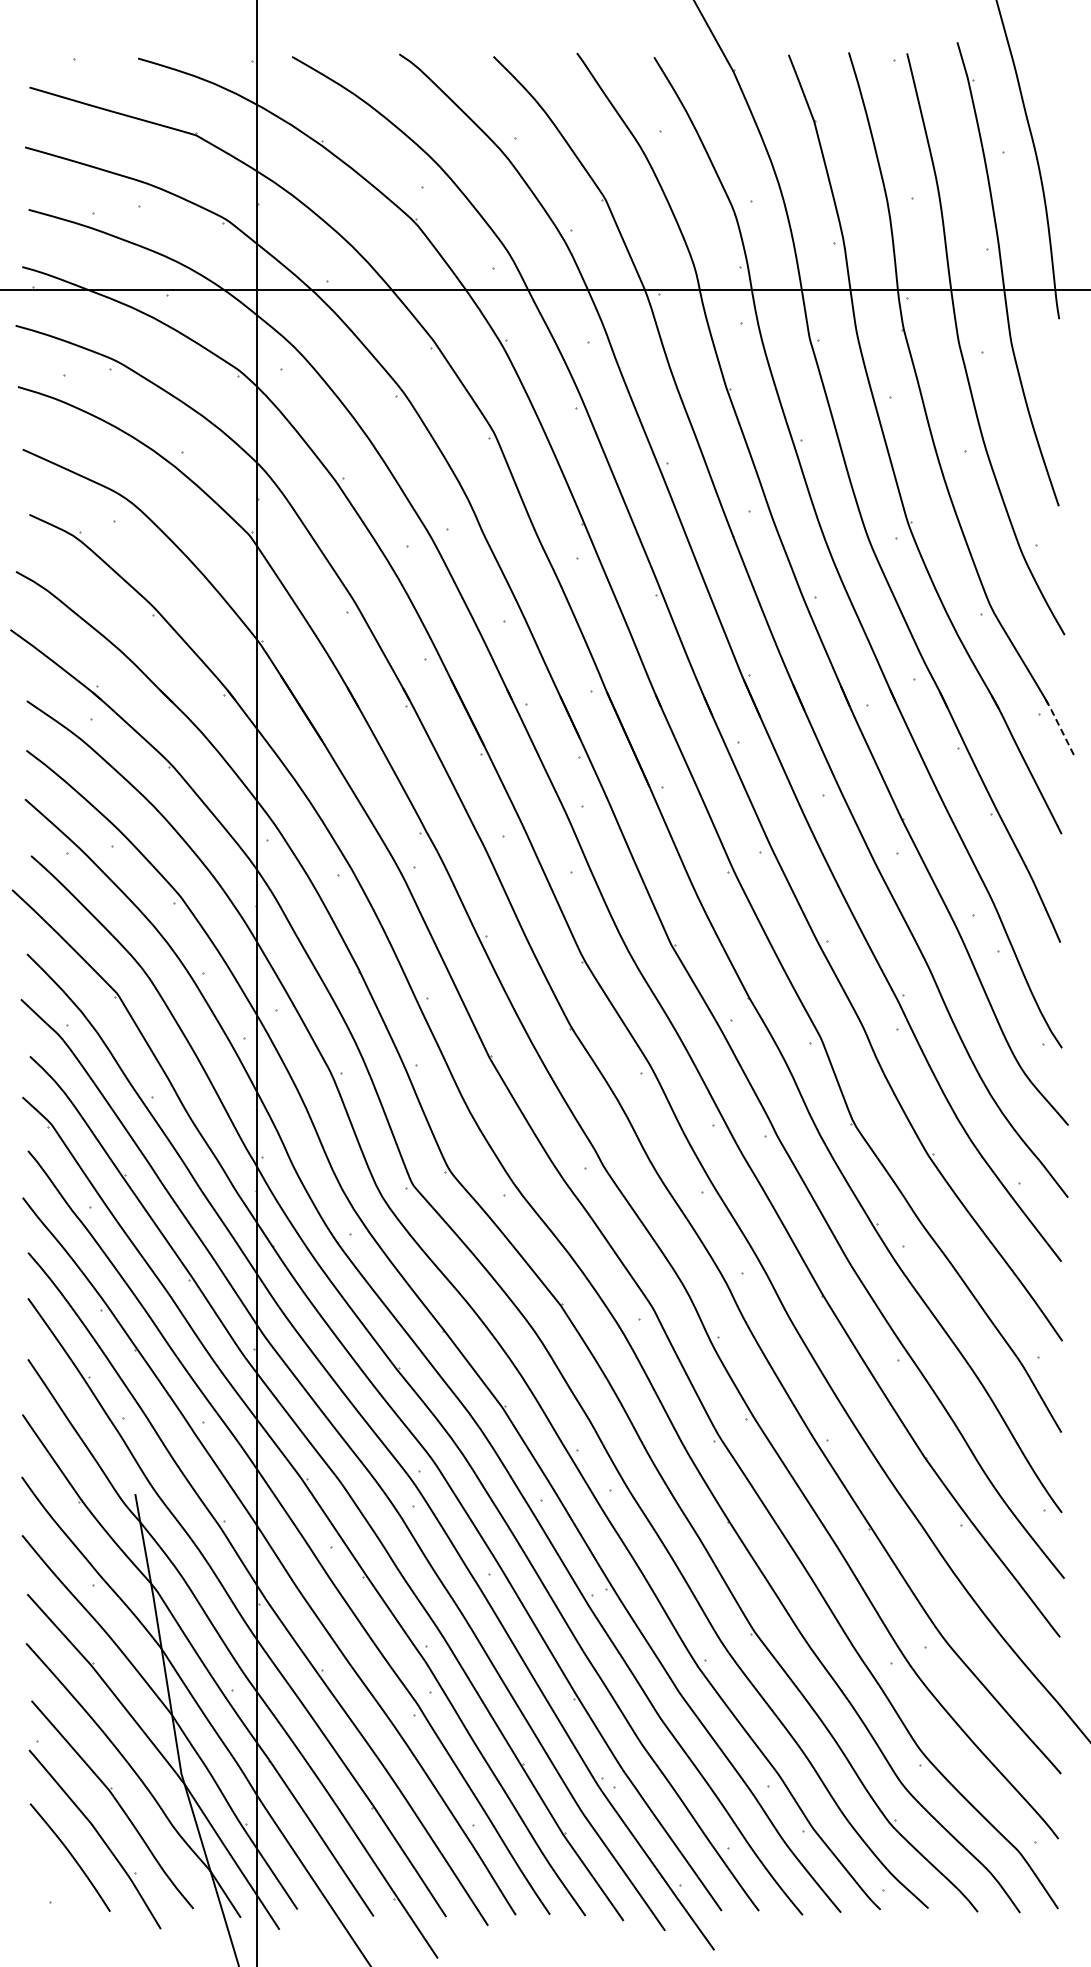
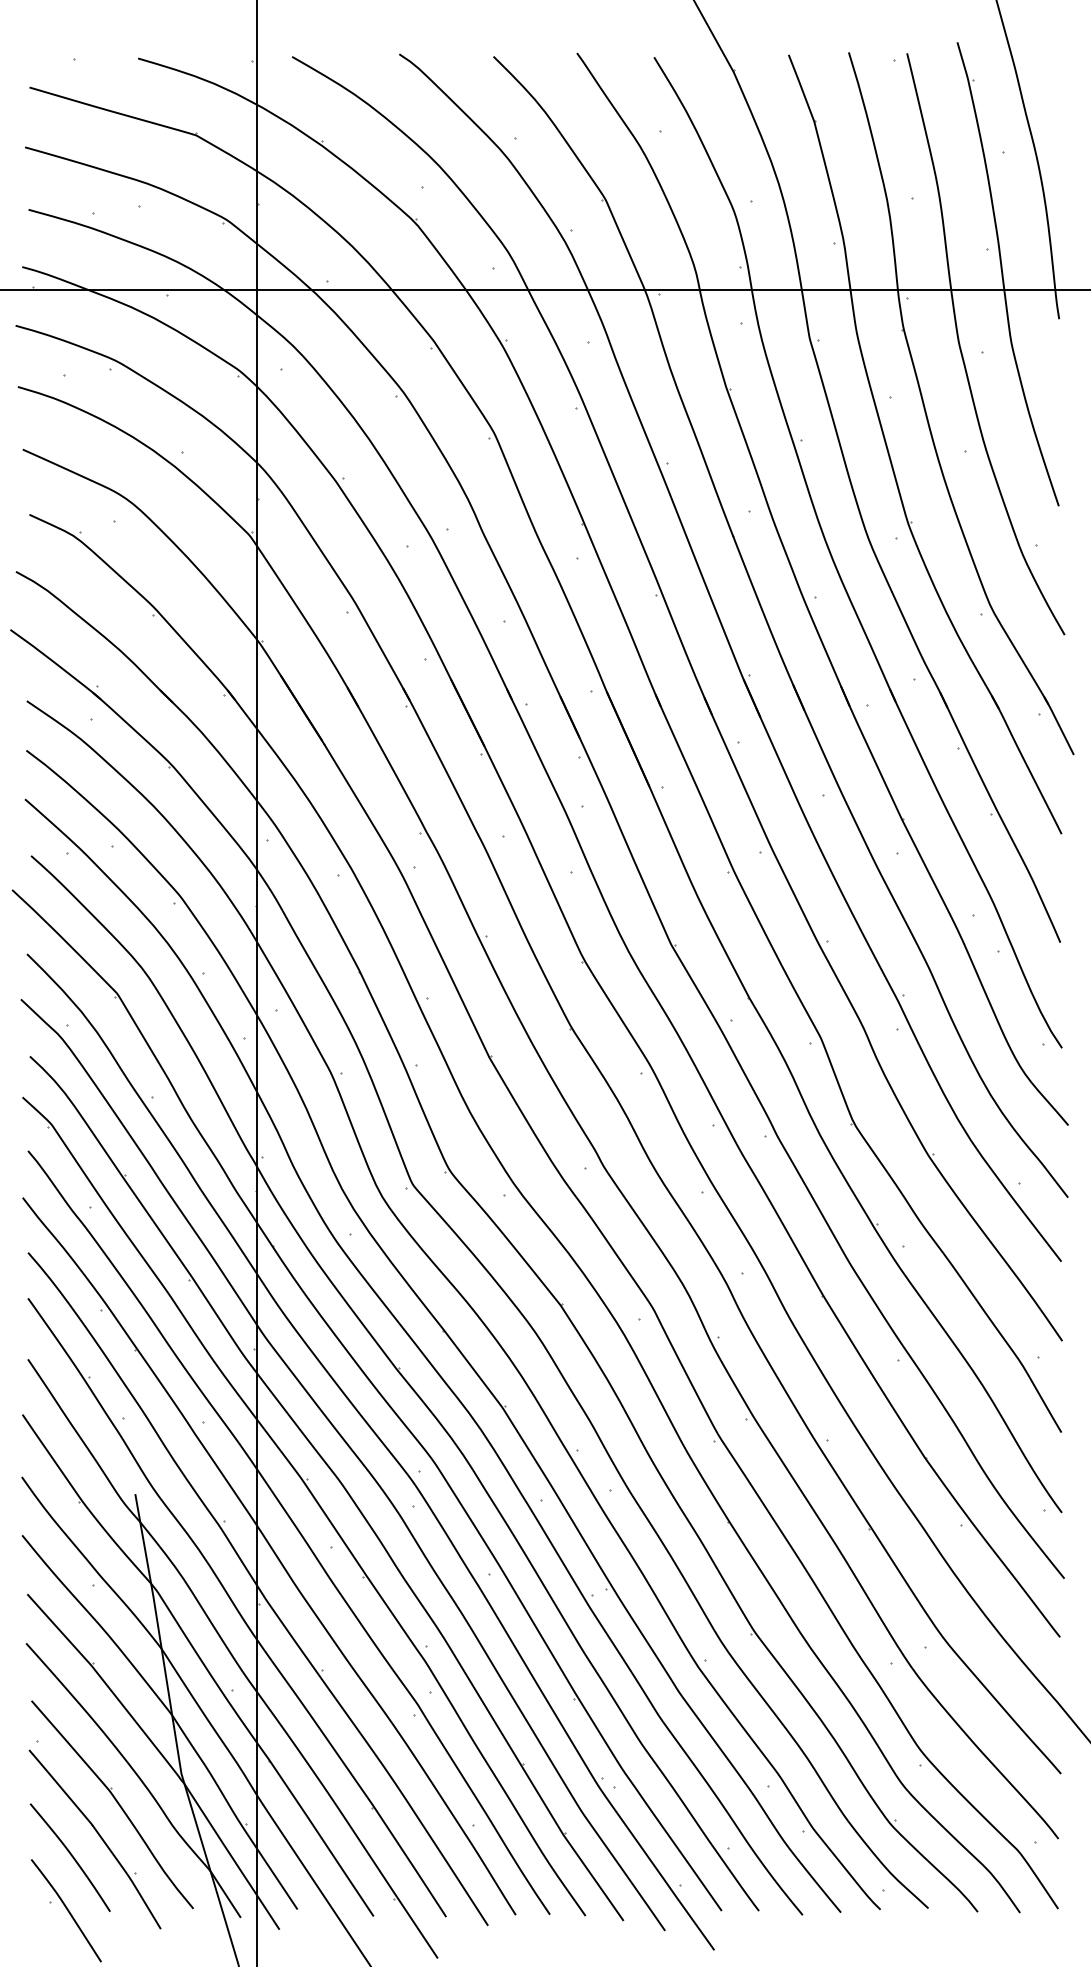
line: dashed -> solid (1058, 724)
curve: none -> present (66, 1909)
